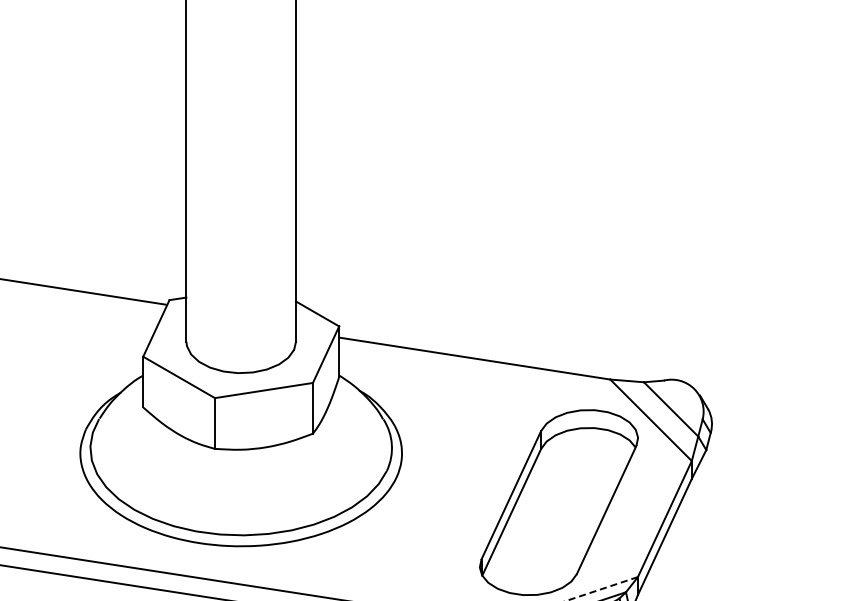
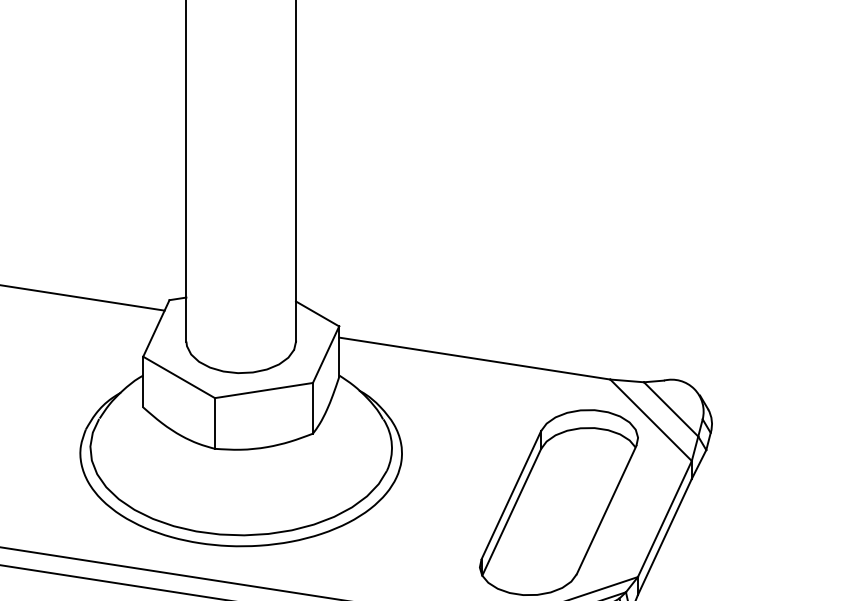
line position: (83, 291) -> (83, 297) (83, 297)
line: dashed -> solid (601, 589)
